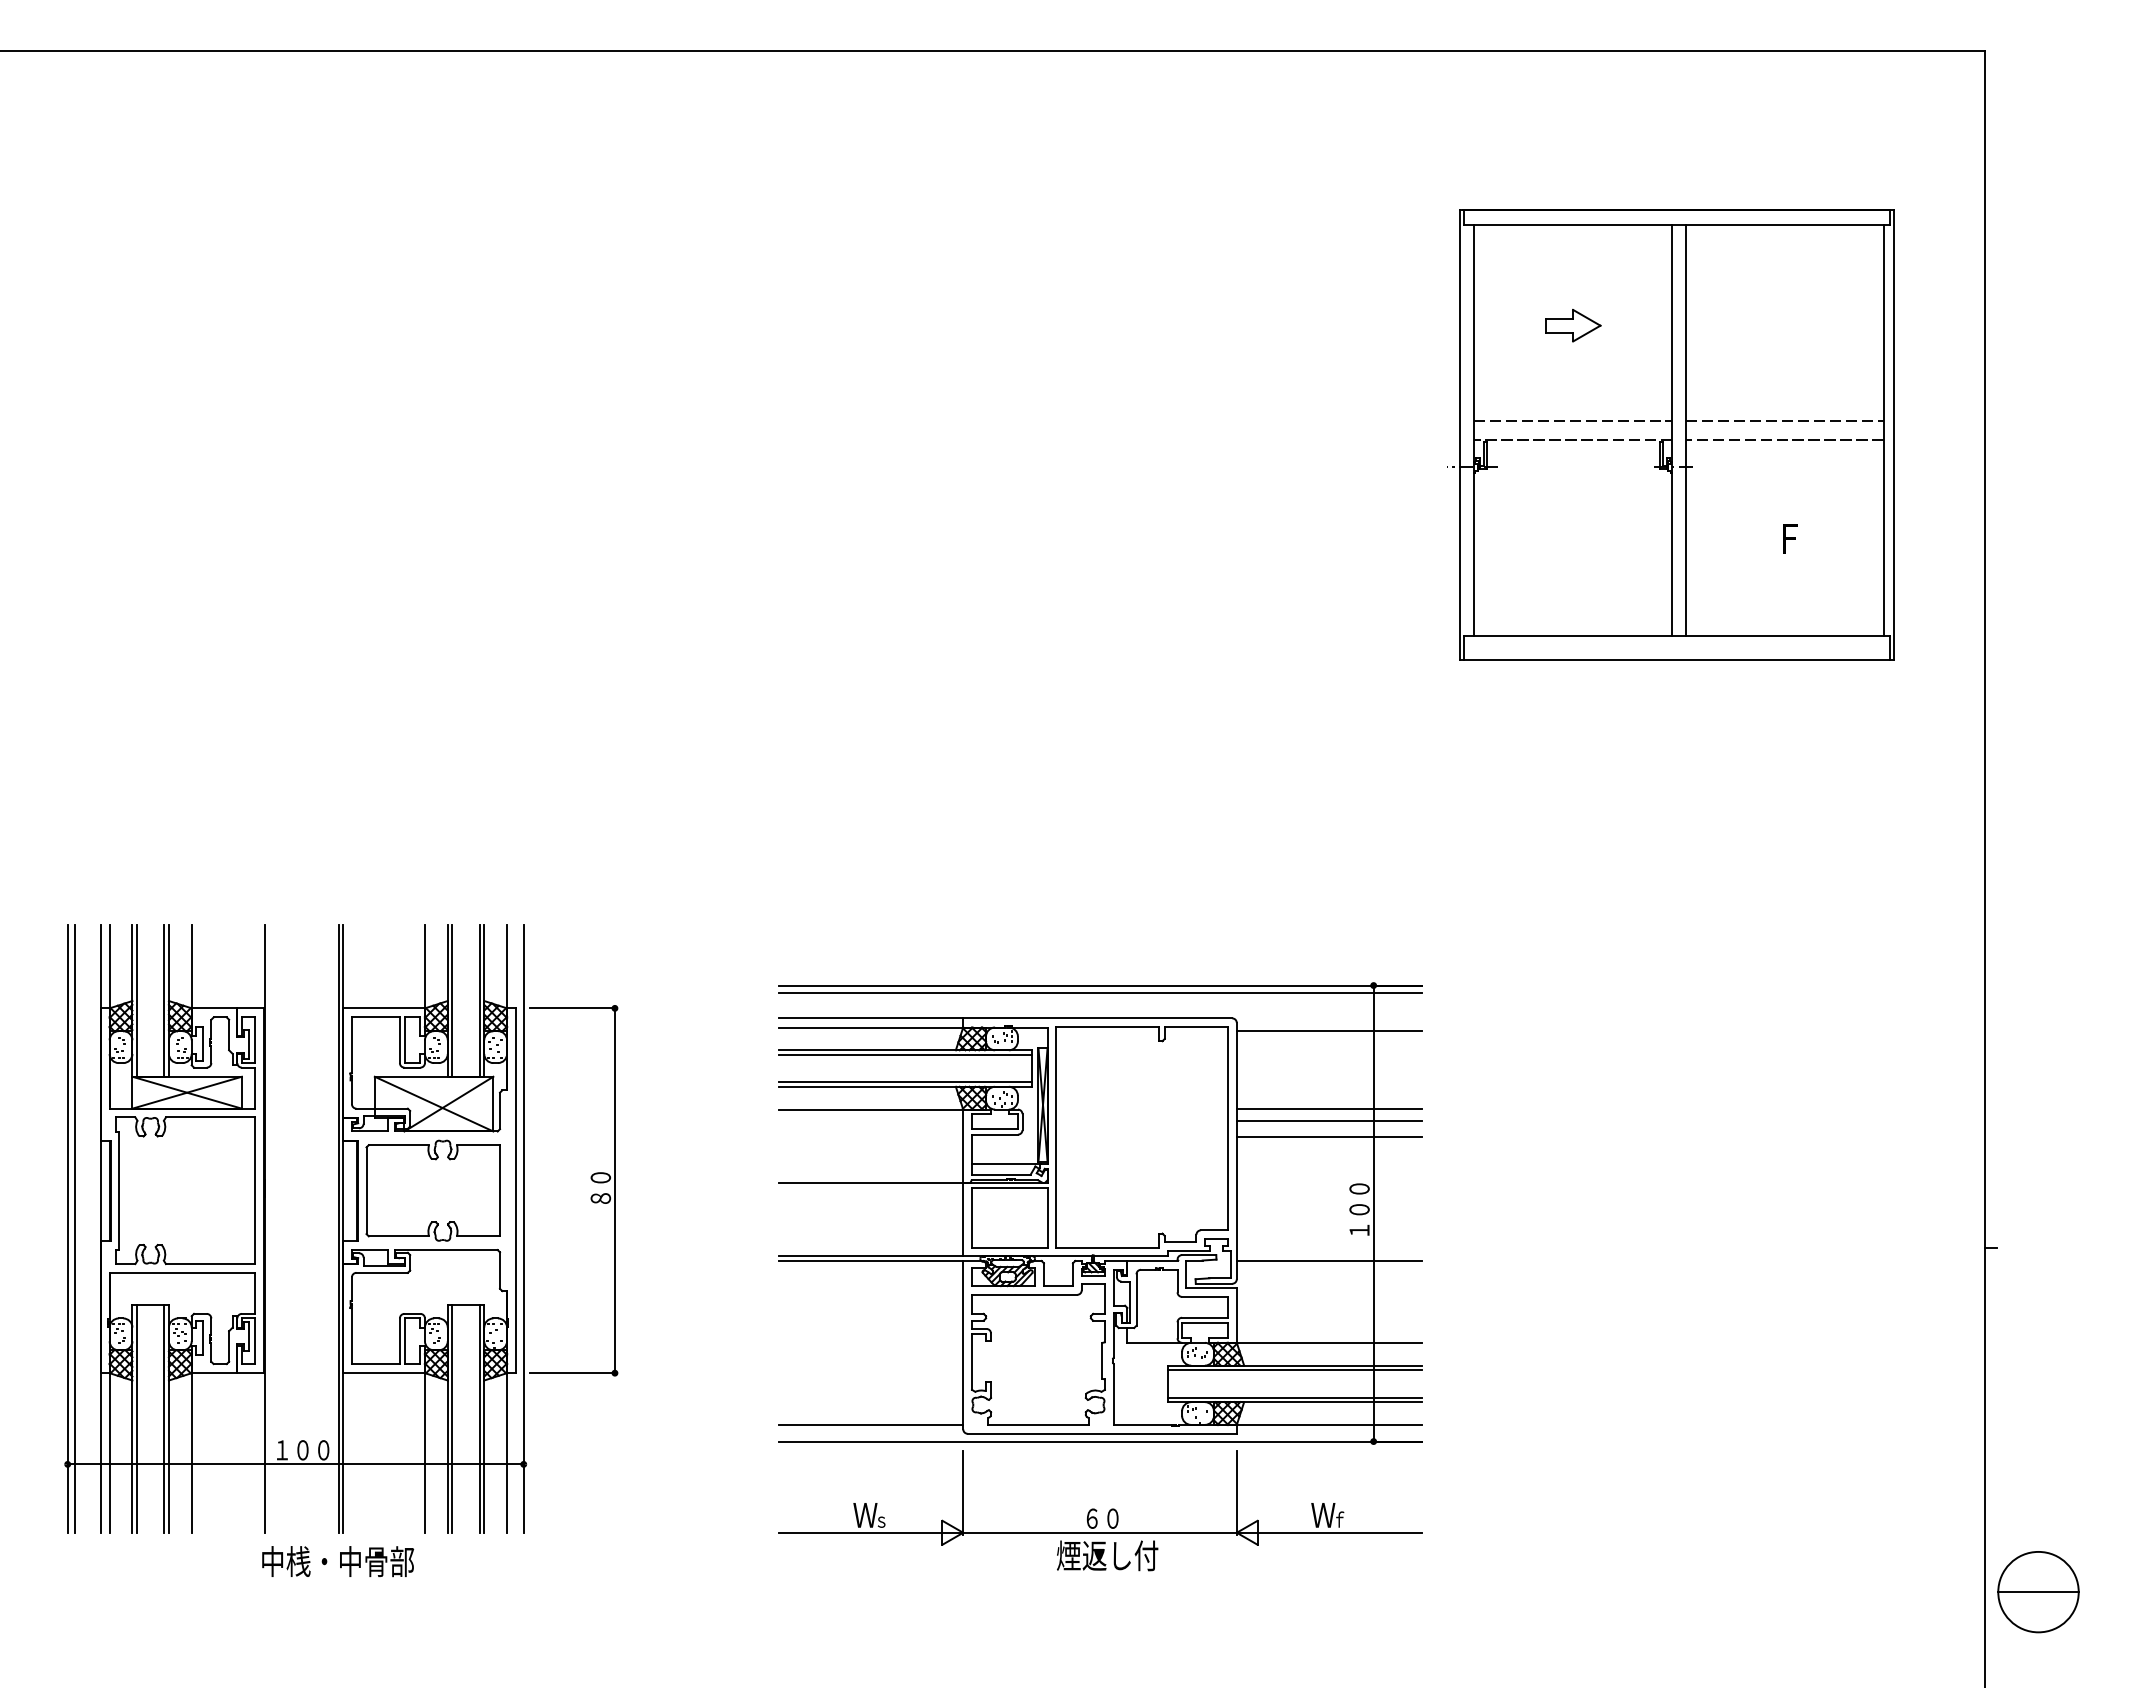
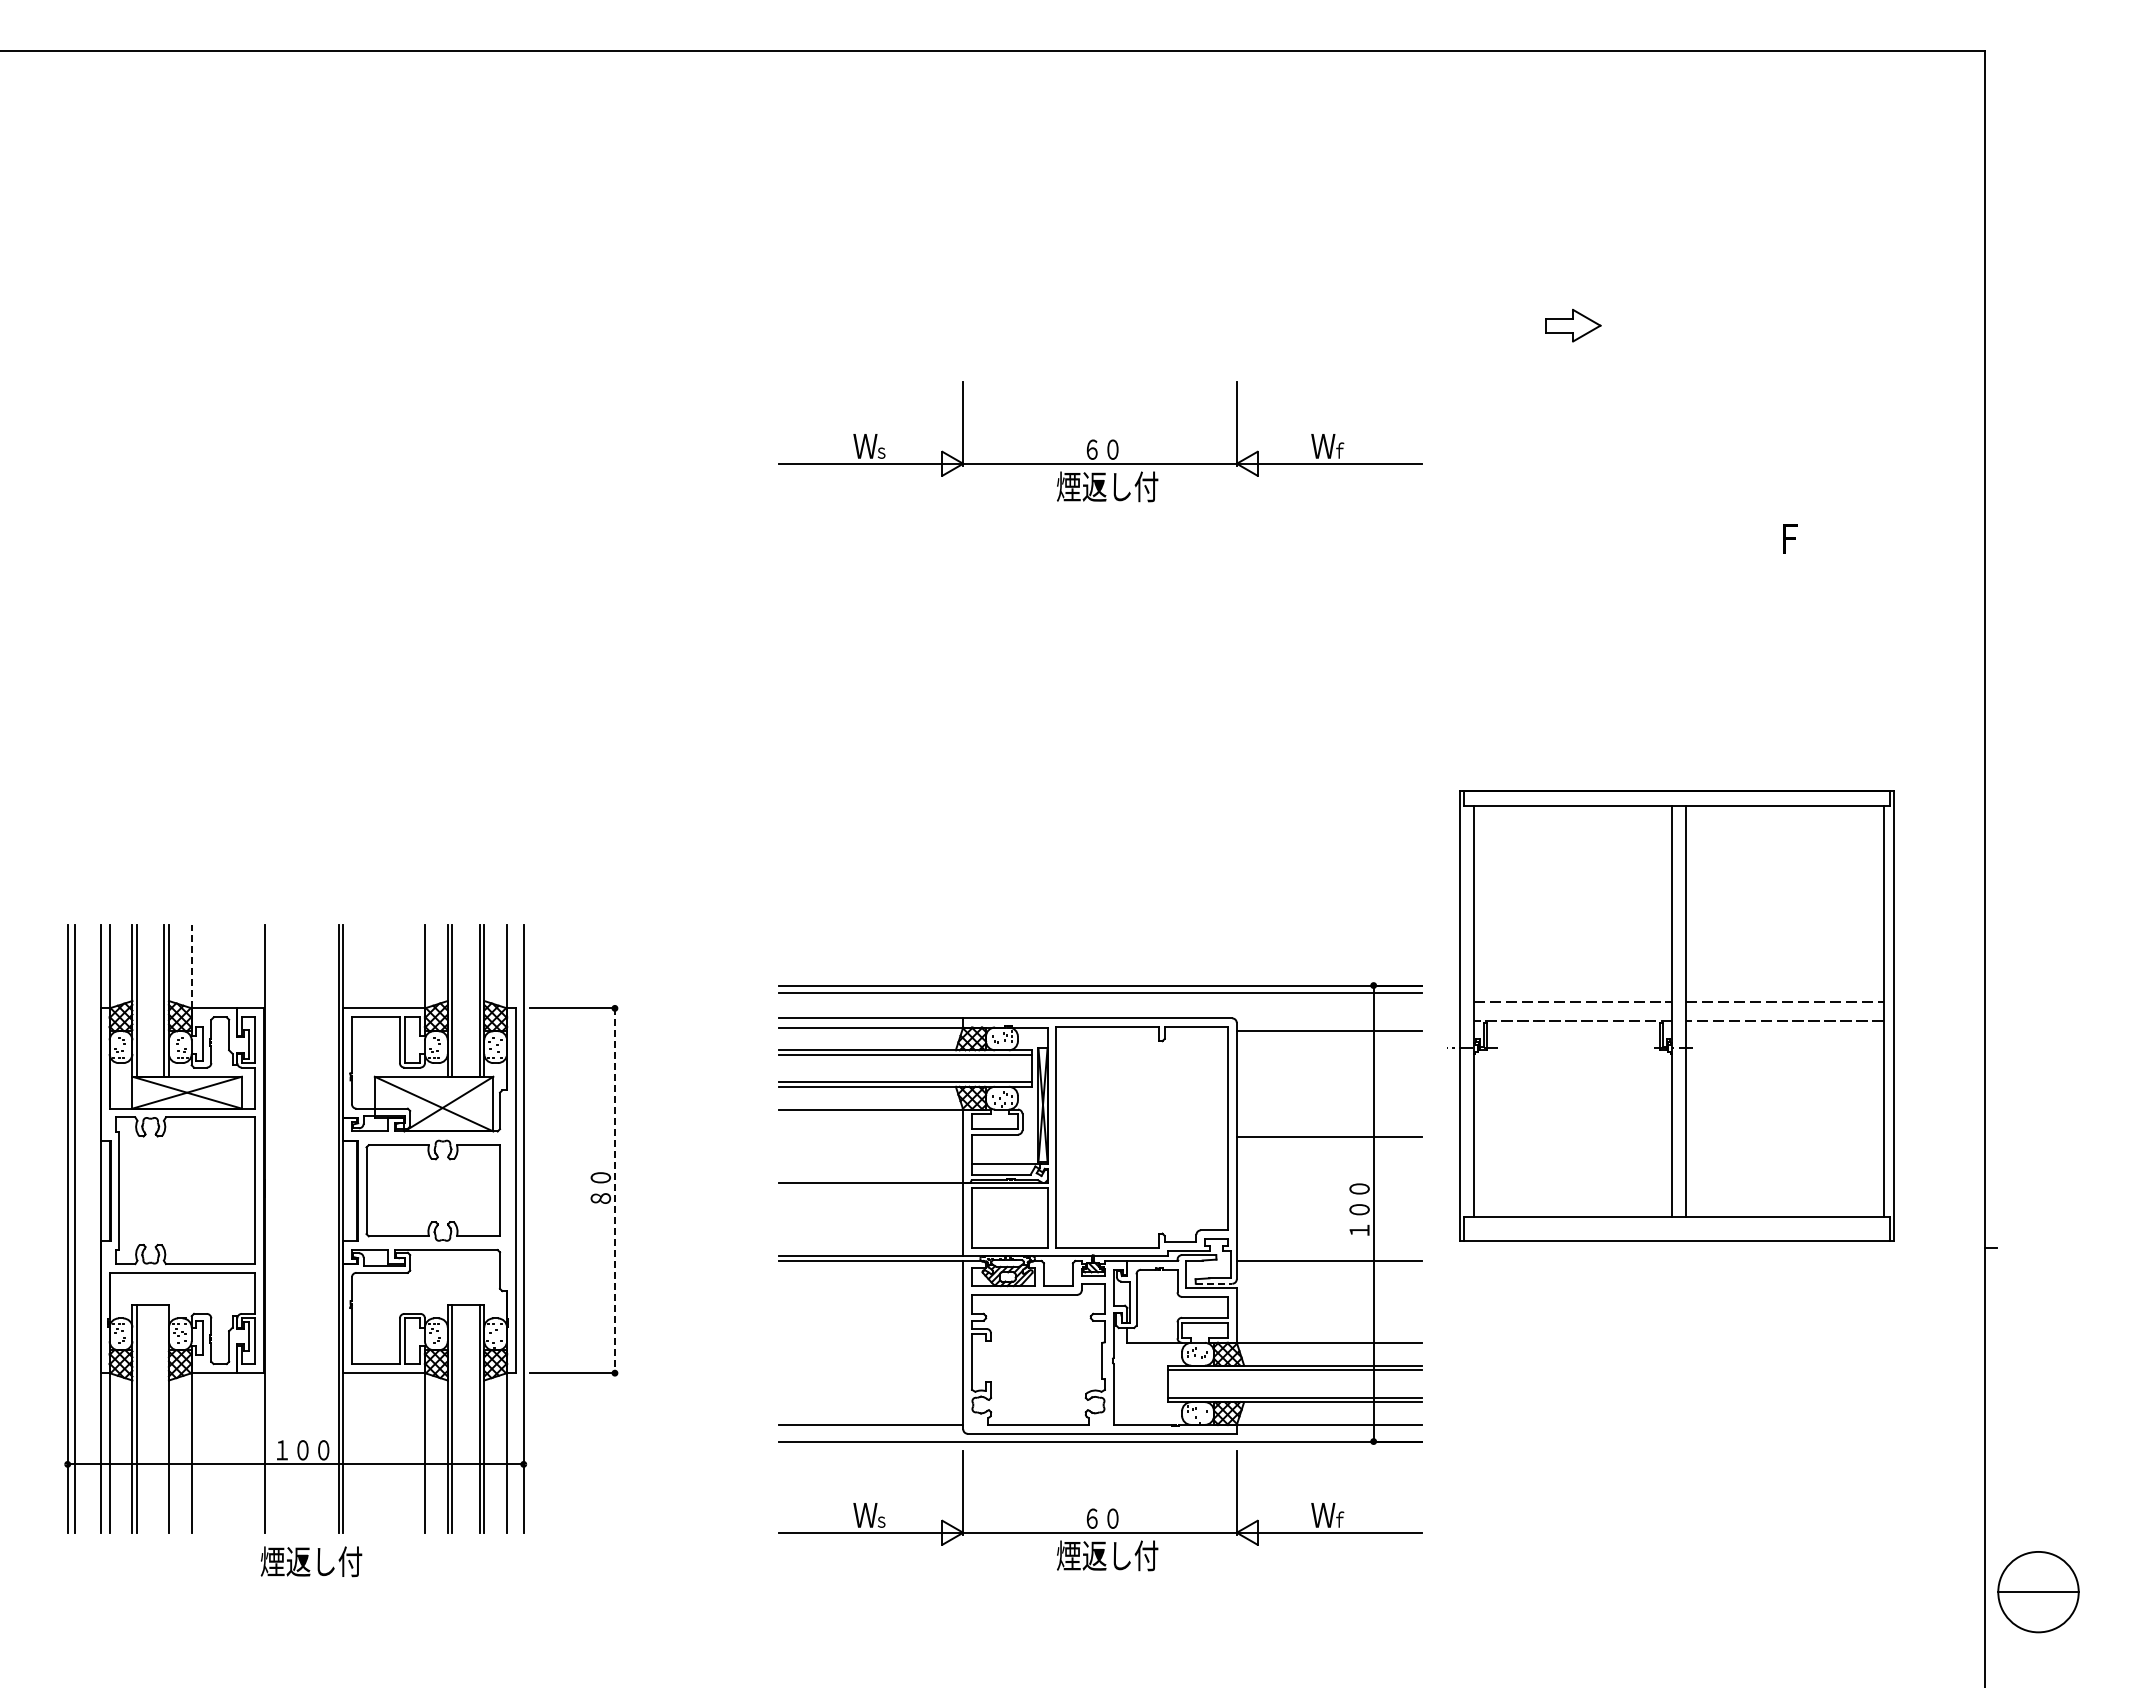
part position: (1670, 434) -> (1670, 1015) (1670, 1015)
part: none -> present (1100, 441)
line: solid -> dashed (191, 966)
line: present -> none (1328, 1108)
line: present -> none (1328, 1121)
line: solid -> dashed (614, 1191)
line: solid -> dashed (1214, 1283)
line: present -> none (164, 1418)
text: 中桟・中骨部 -> 煙返し付 (337, 1561)
